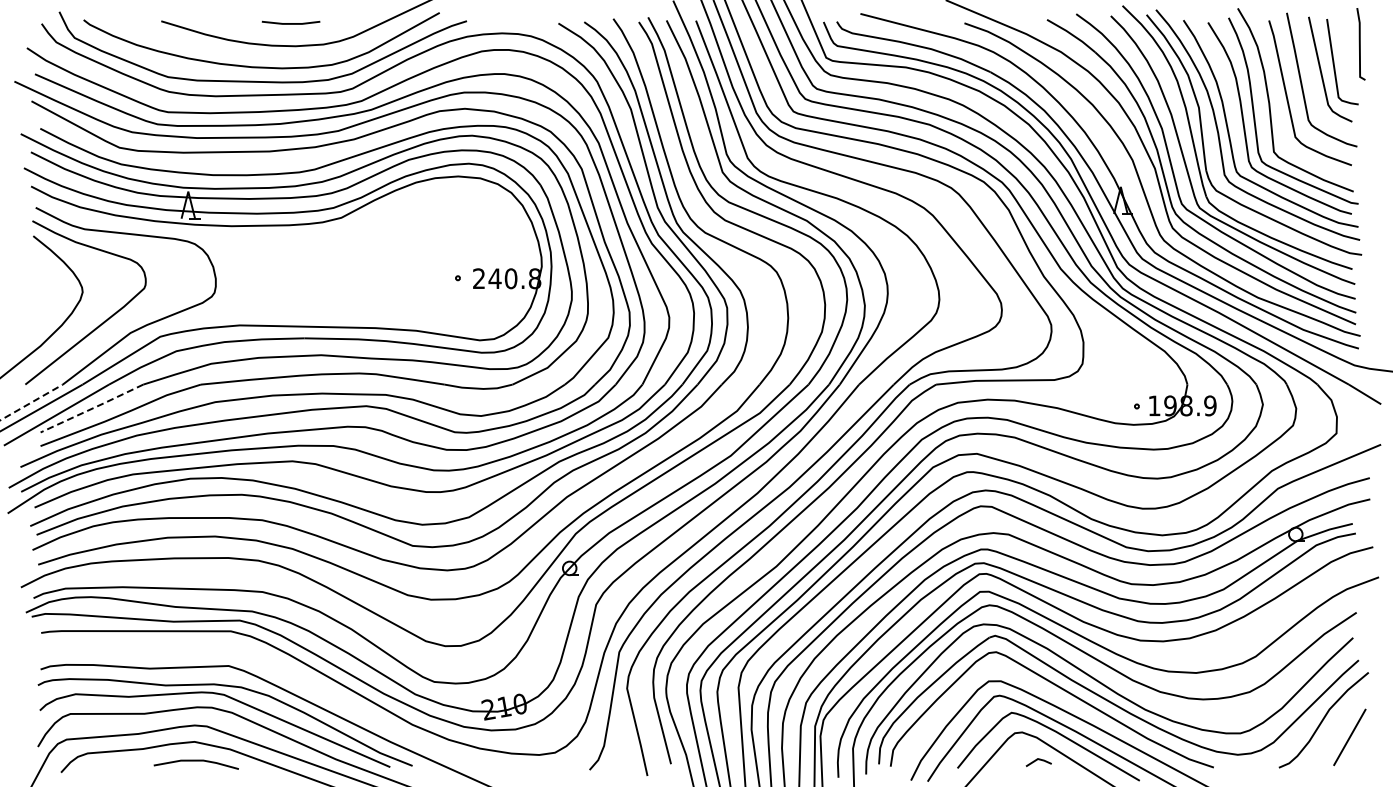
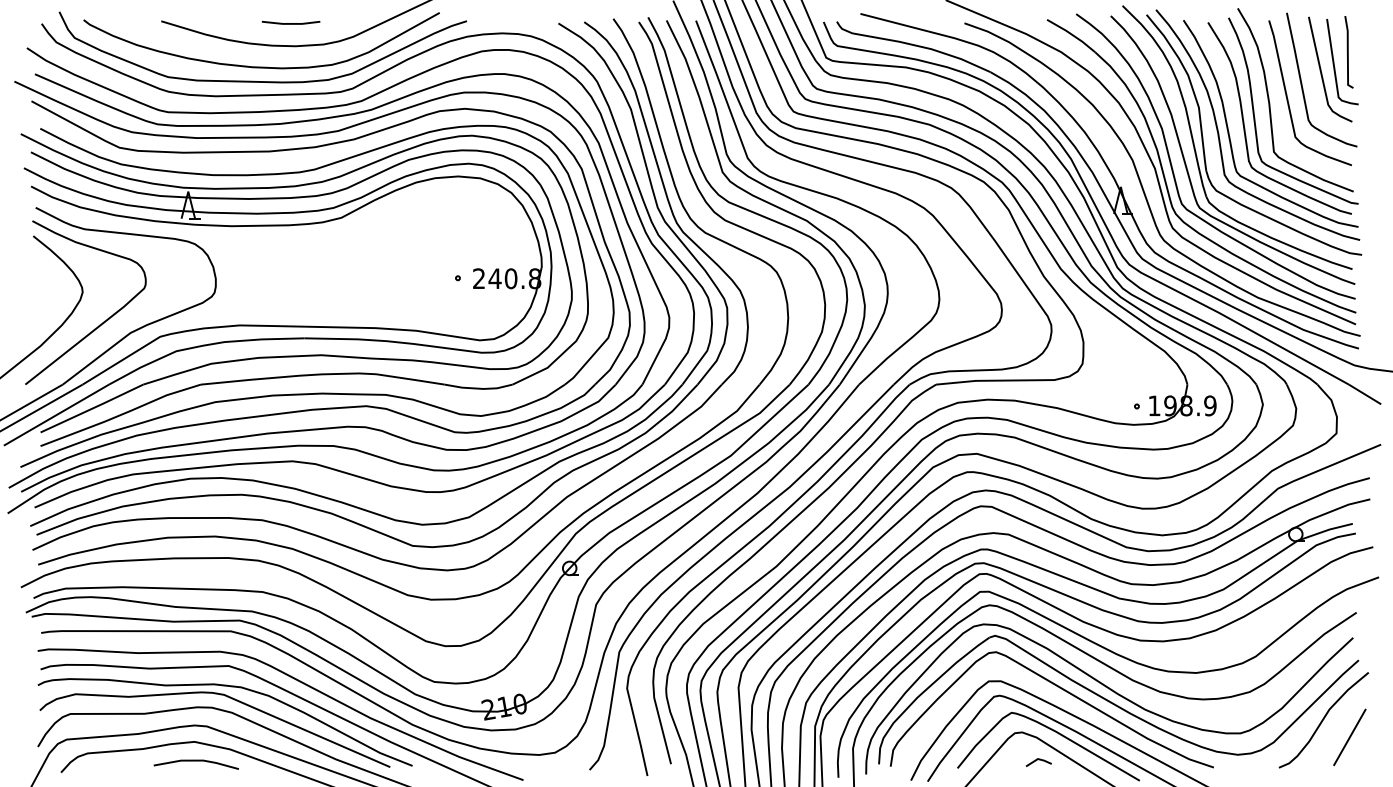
line position: (1360, 44) -> (1348, 52) (1348, 52)
line: dashed -> solid (31, 402)
line: dashed -> solid (92, 408)
curve: none -> present (297, 681)
